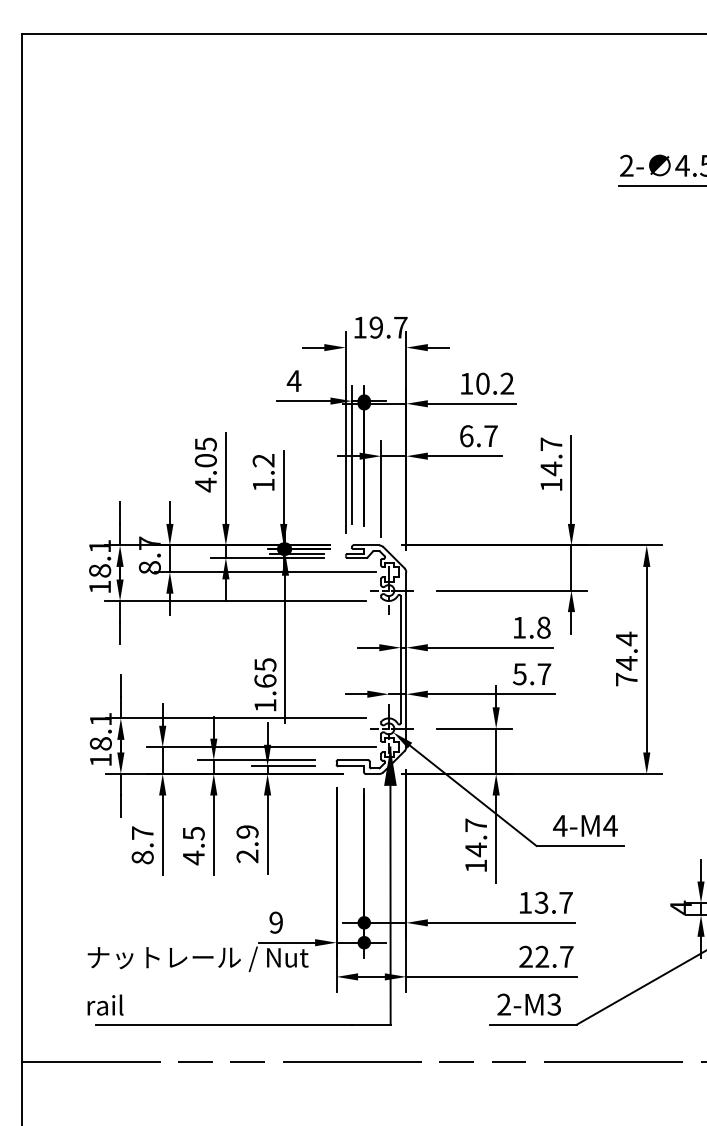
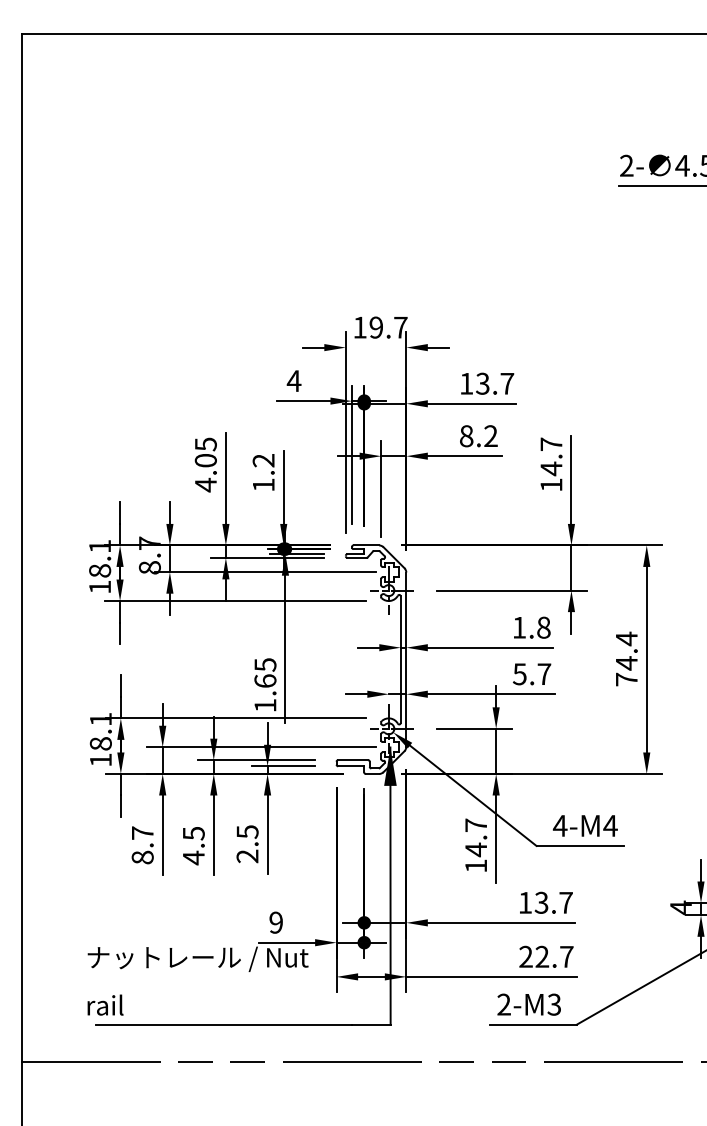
text: 10.2 -> 13.7 (495, 383)
text: 6.7 -> 8.2 (478, 436)
text: 2.9 -> 2.5 (247, 831)
